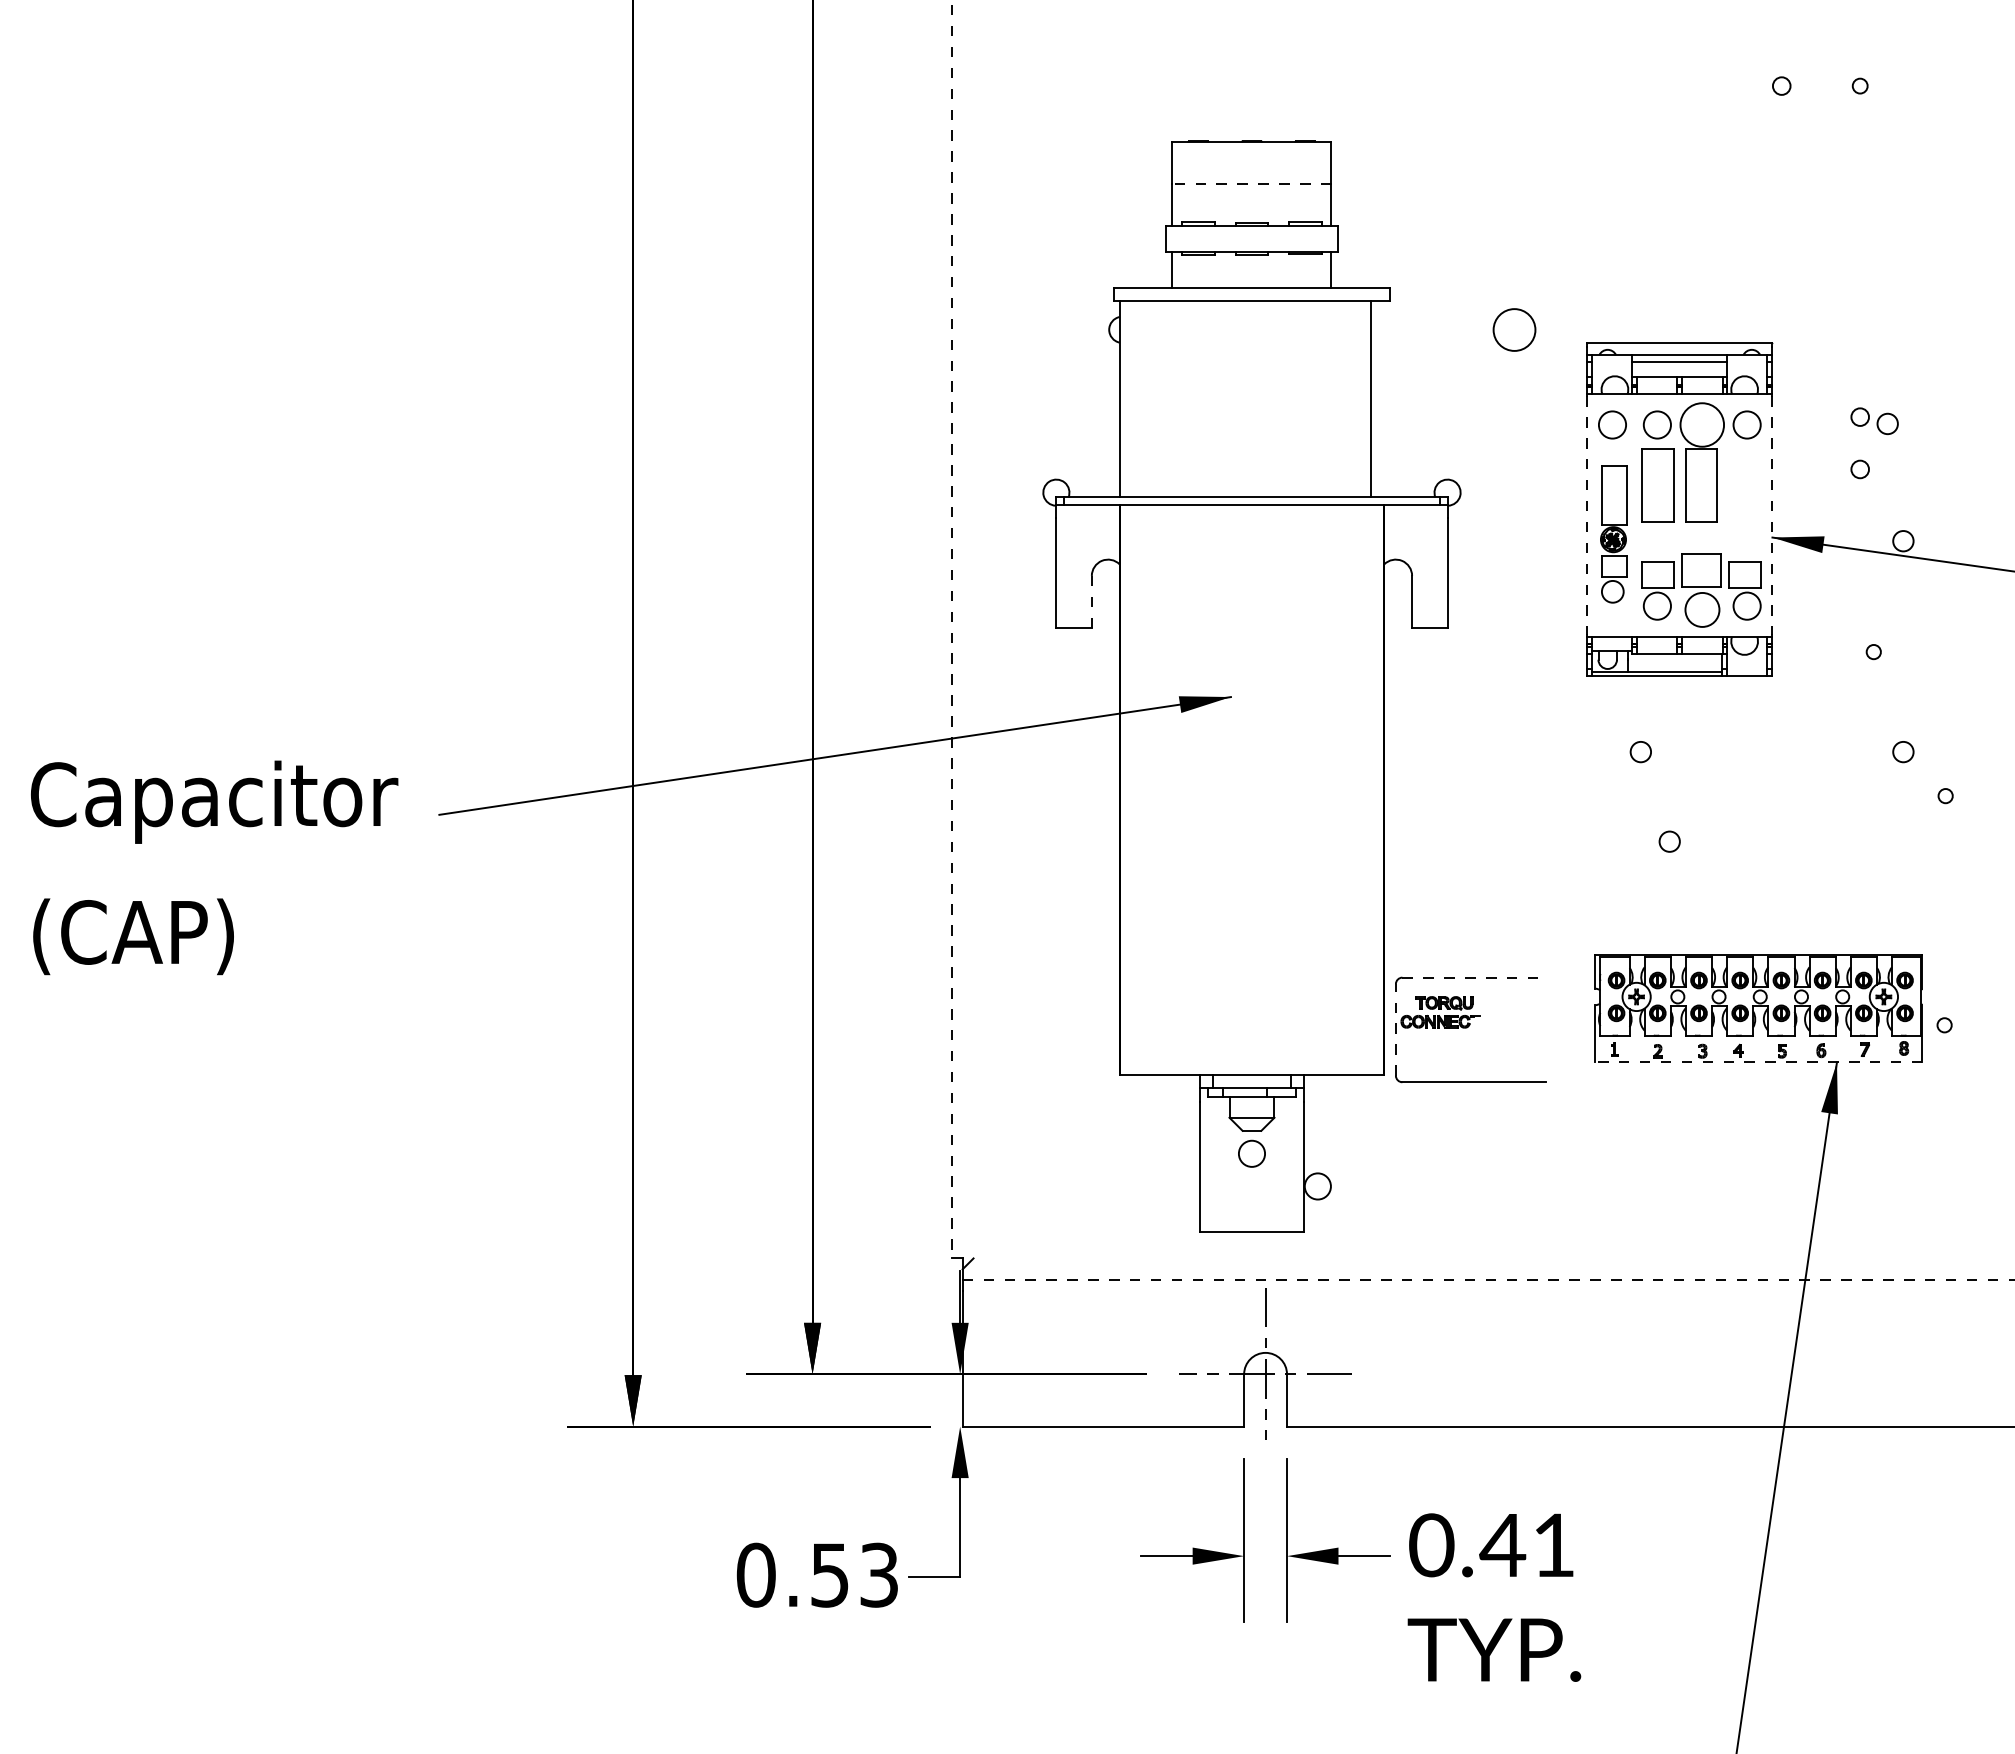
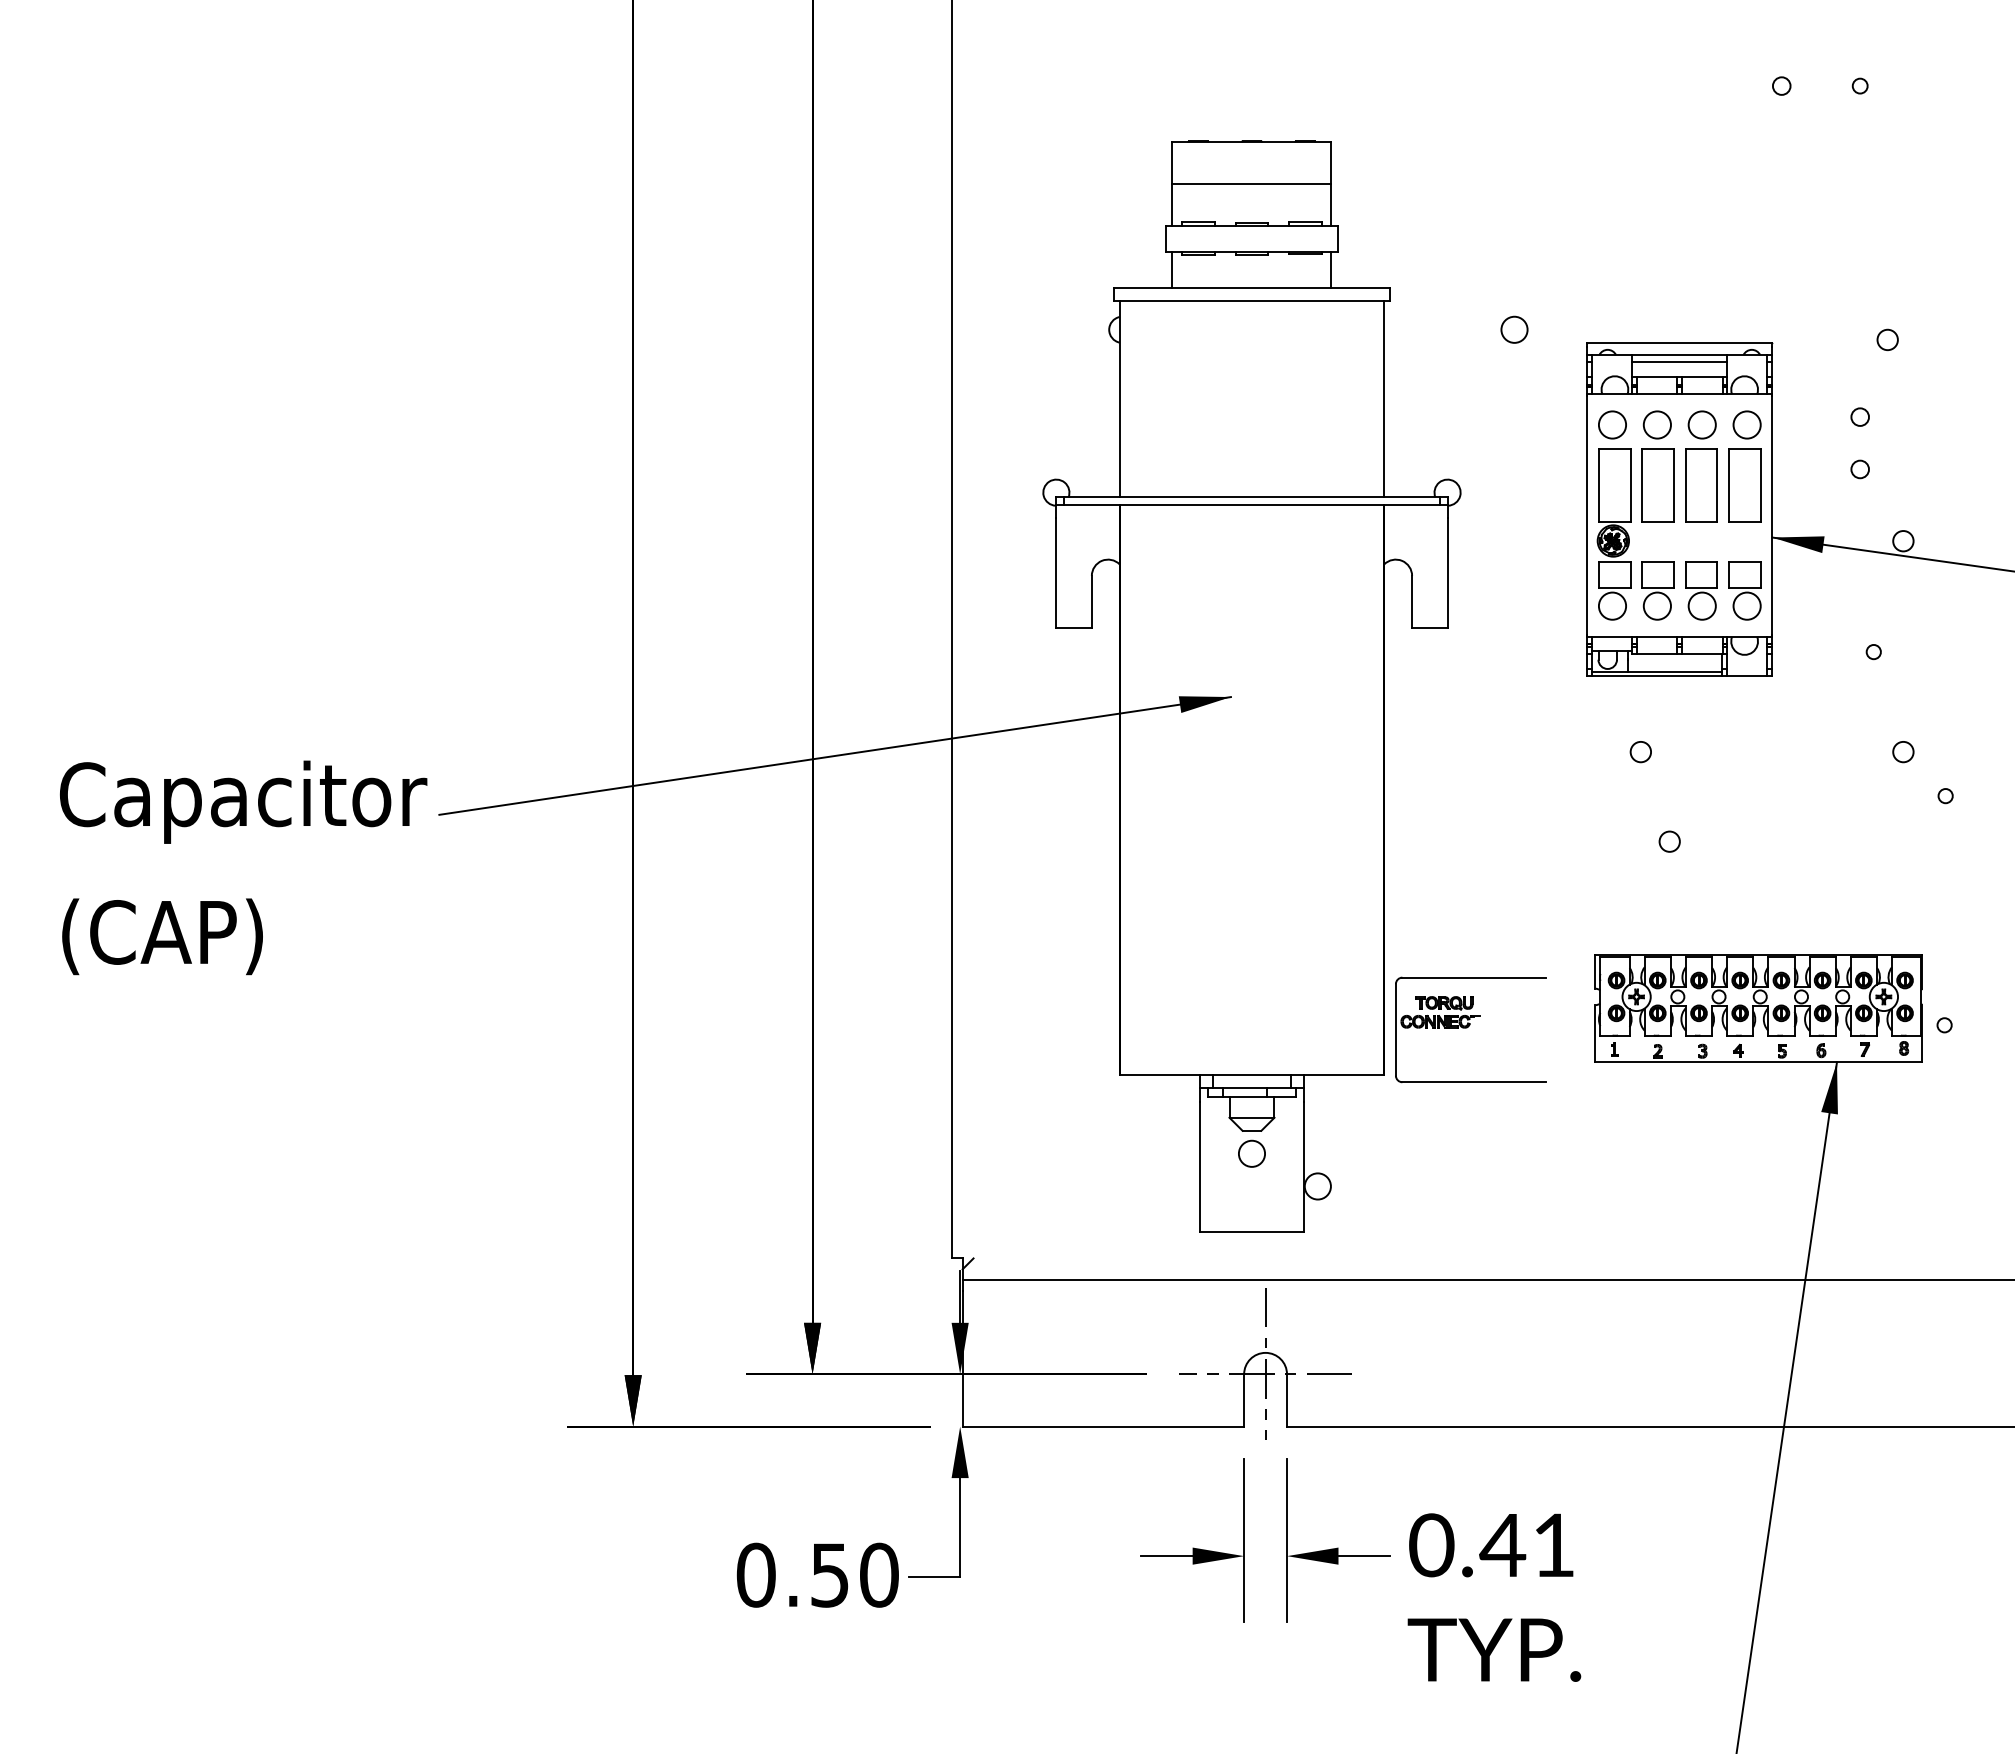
line: dashed -> solid (1251, 184)
circle size: 45x44 px -> 29x29 px (1514, 329)
line position: (1371, 399) -> (1384, 399) (1384, 399)
circle position: (1887, 423) -> (1887, 339) (1887, 339)
circle diameter: 44 px -> 27 px (1701, 424)
part: none -> present (1744, 485)
line: dashed -> solid (1587, 516)
line: dashed -> solid (1772, 516)
part size: 28x139 px -> 36x173 px (1613, 534)
part size: 41x75 px -> 33x60 px (1701, 590)
line: dashed -> solid (1091, 602)
line: dashed -> solid (951, 629)
text position: (214, 867) -> (243, 867) (243, 867)
line: dashed -> solid (1474, 977)
line: dashed -> solid (1395, 1029)
line: dashed -> solid (1758, 1062)
line: dashed -> solid (1488, 1280)
text: 0.53 -> 0.50 (879, 1574)
